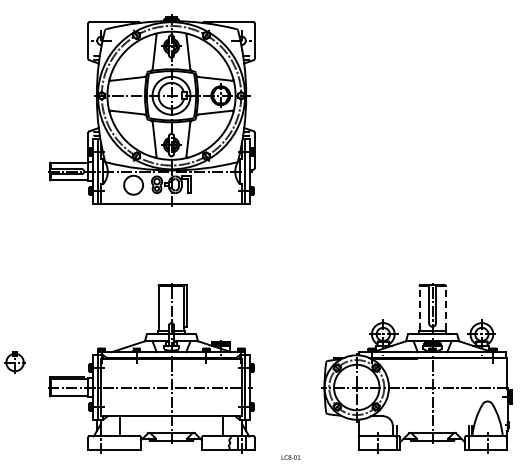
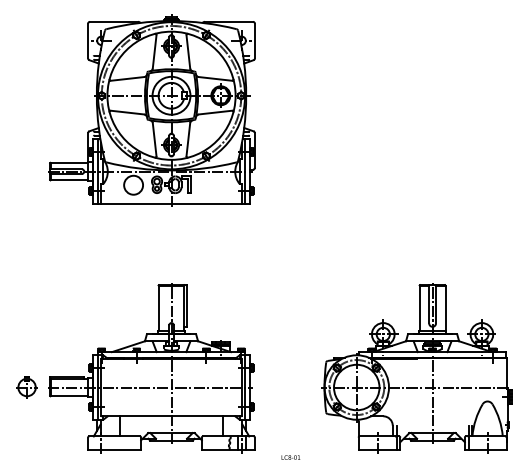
line: dashed -> solid (419, 307)
line: dashed -> solid (445, 307)
part position: (14, 362) -> (26, 387) (26, 387)
